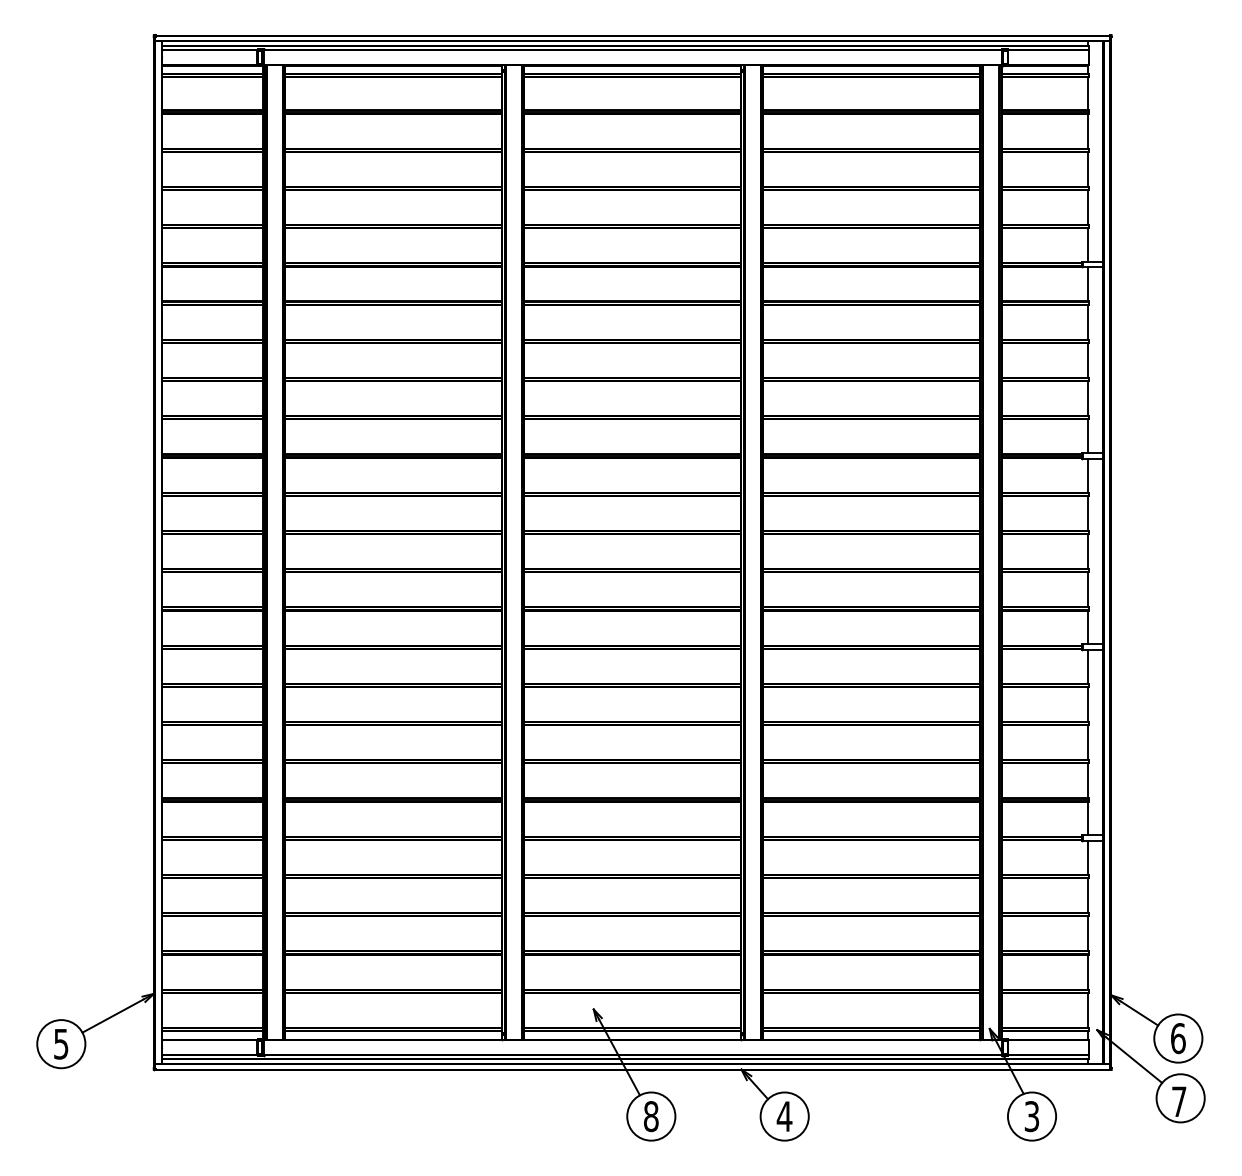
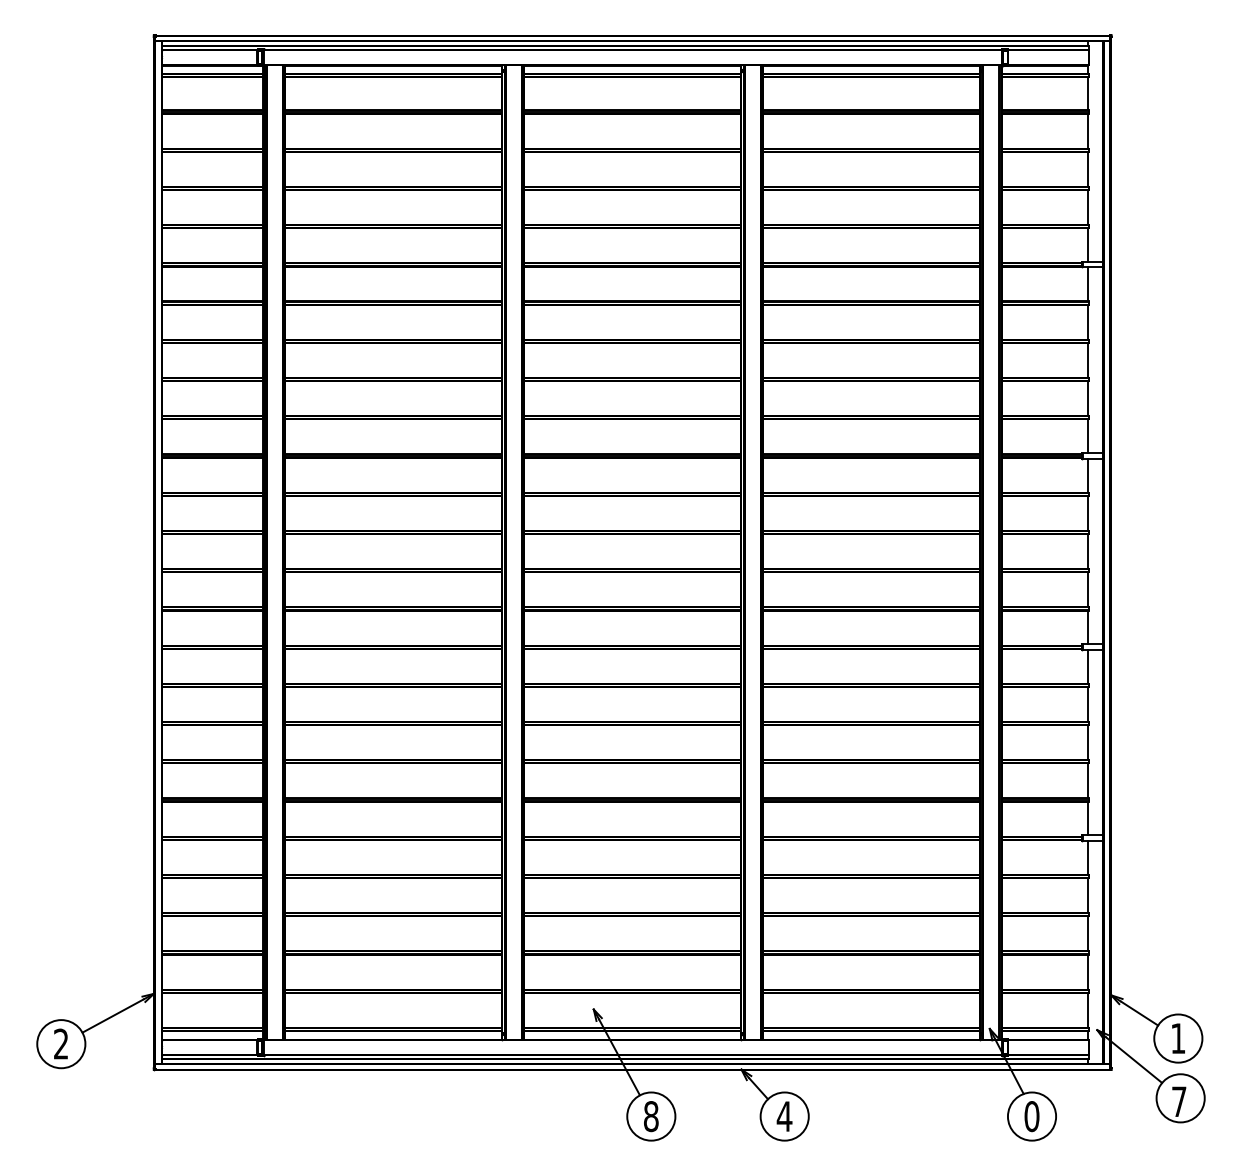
text: 6 -> 1 (1178, 1038)
text: 5 -> 2 (61, 1043)
text: 3 -> 0 (1031, 1116)
